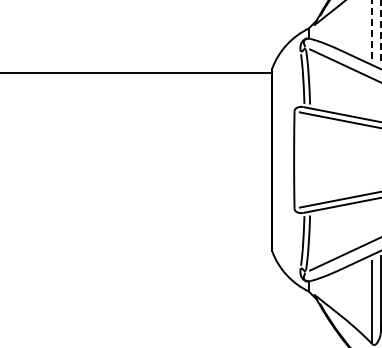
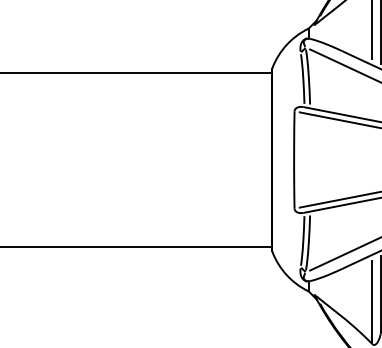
line: dashed -> solid (372, 29)
line: dashed -> solid (380, 31)
line: none -> present (137, 247)
